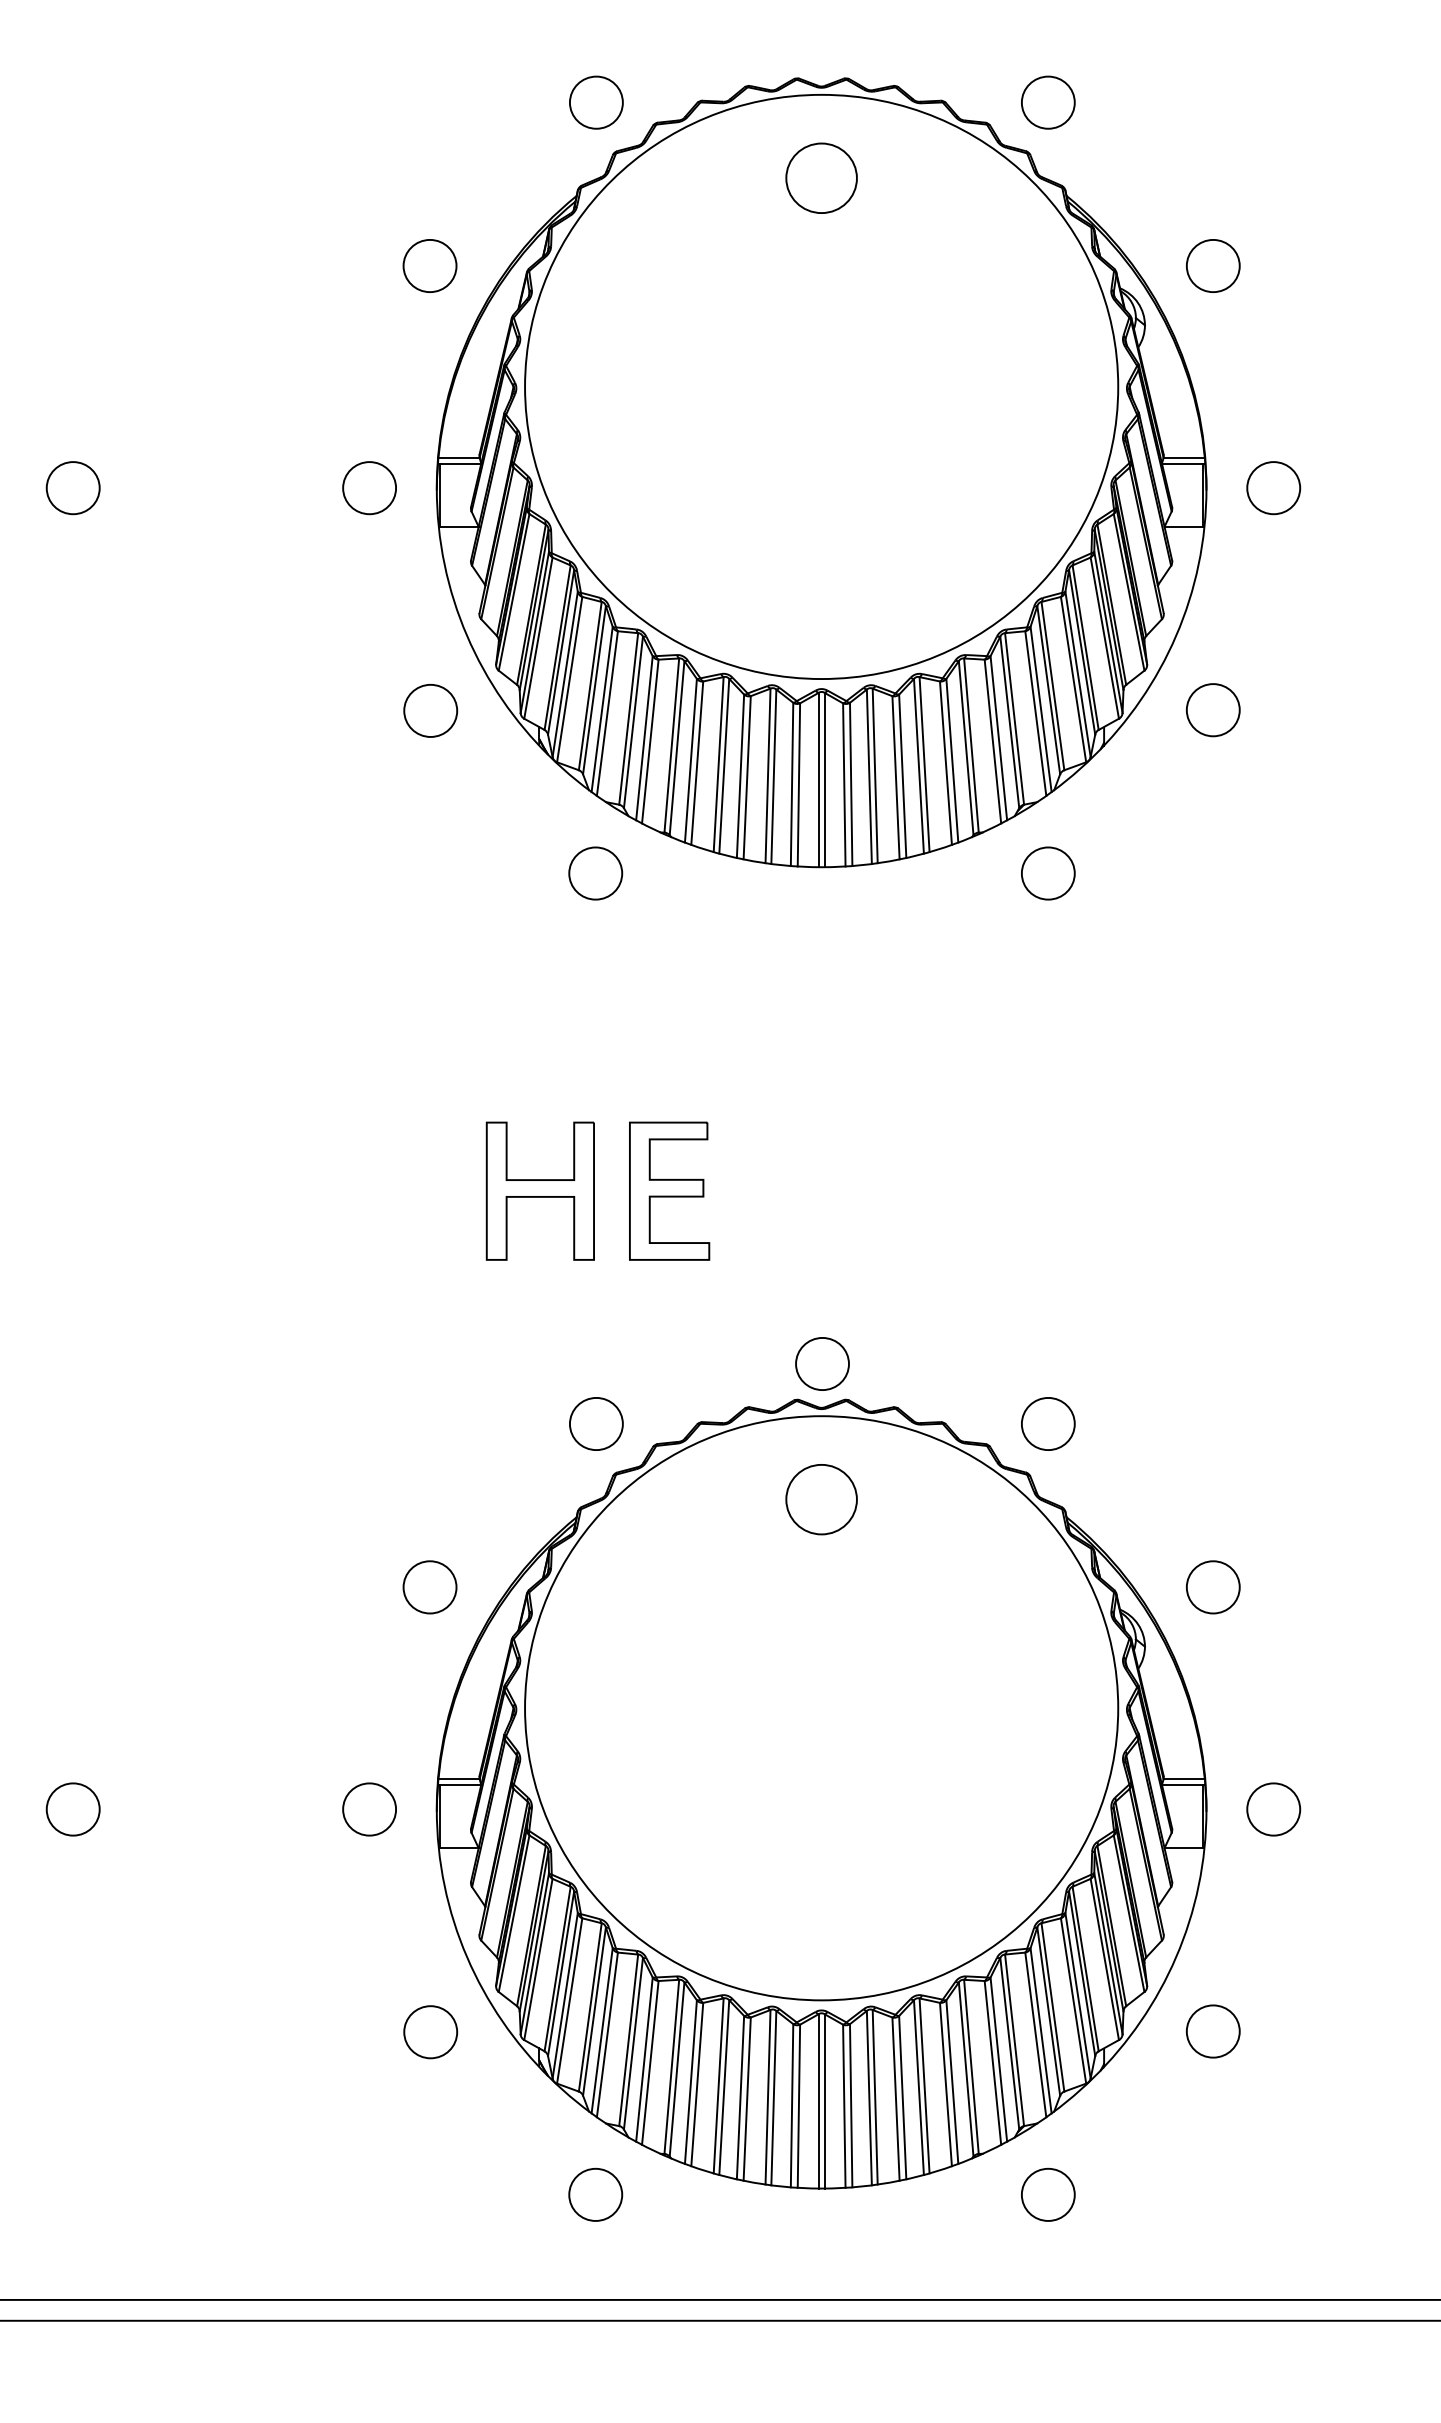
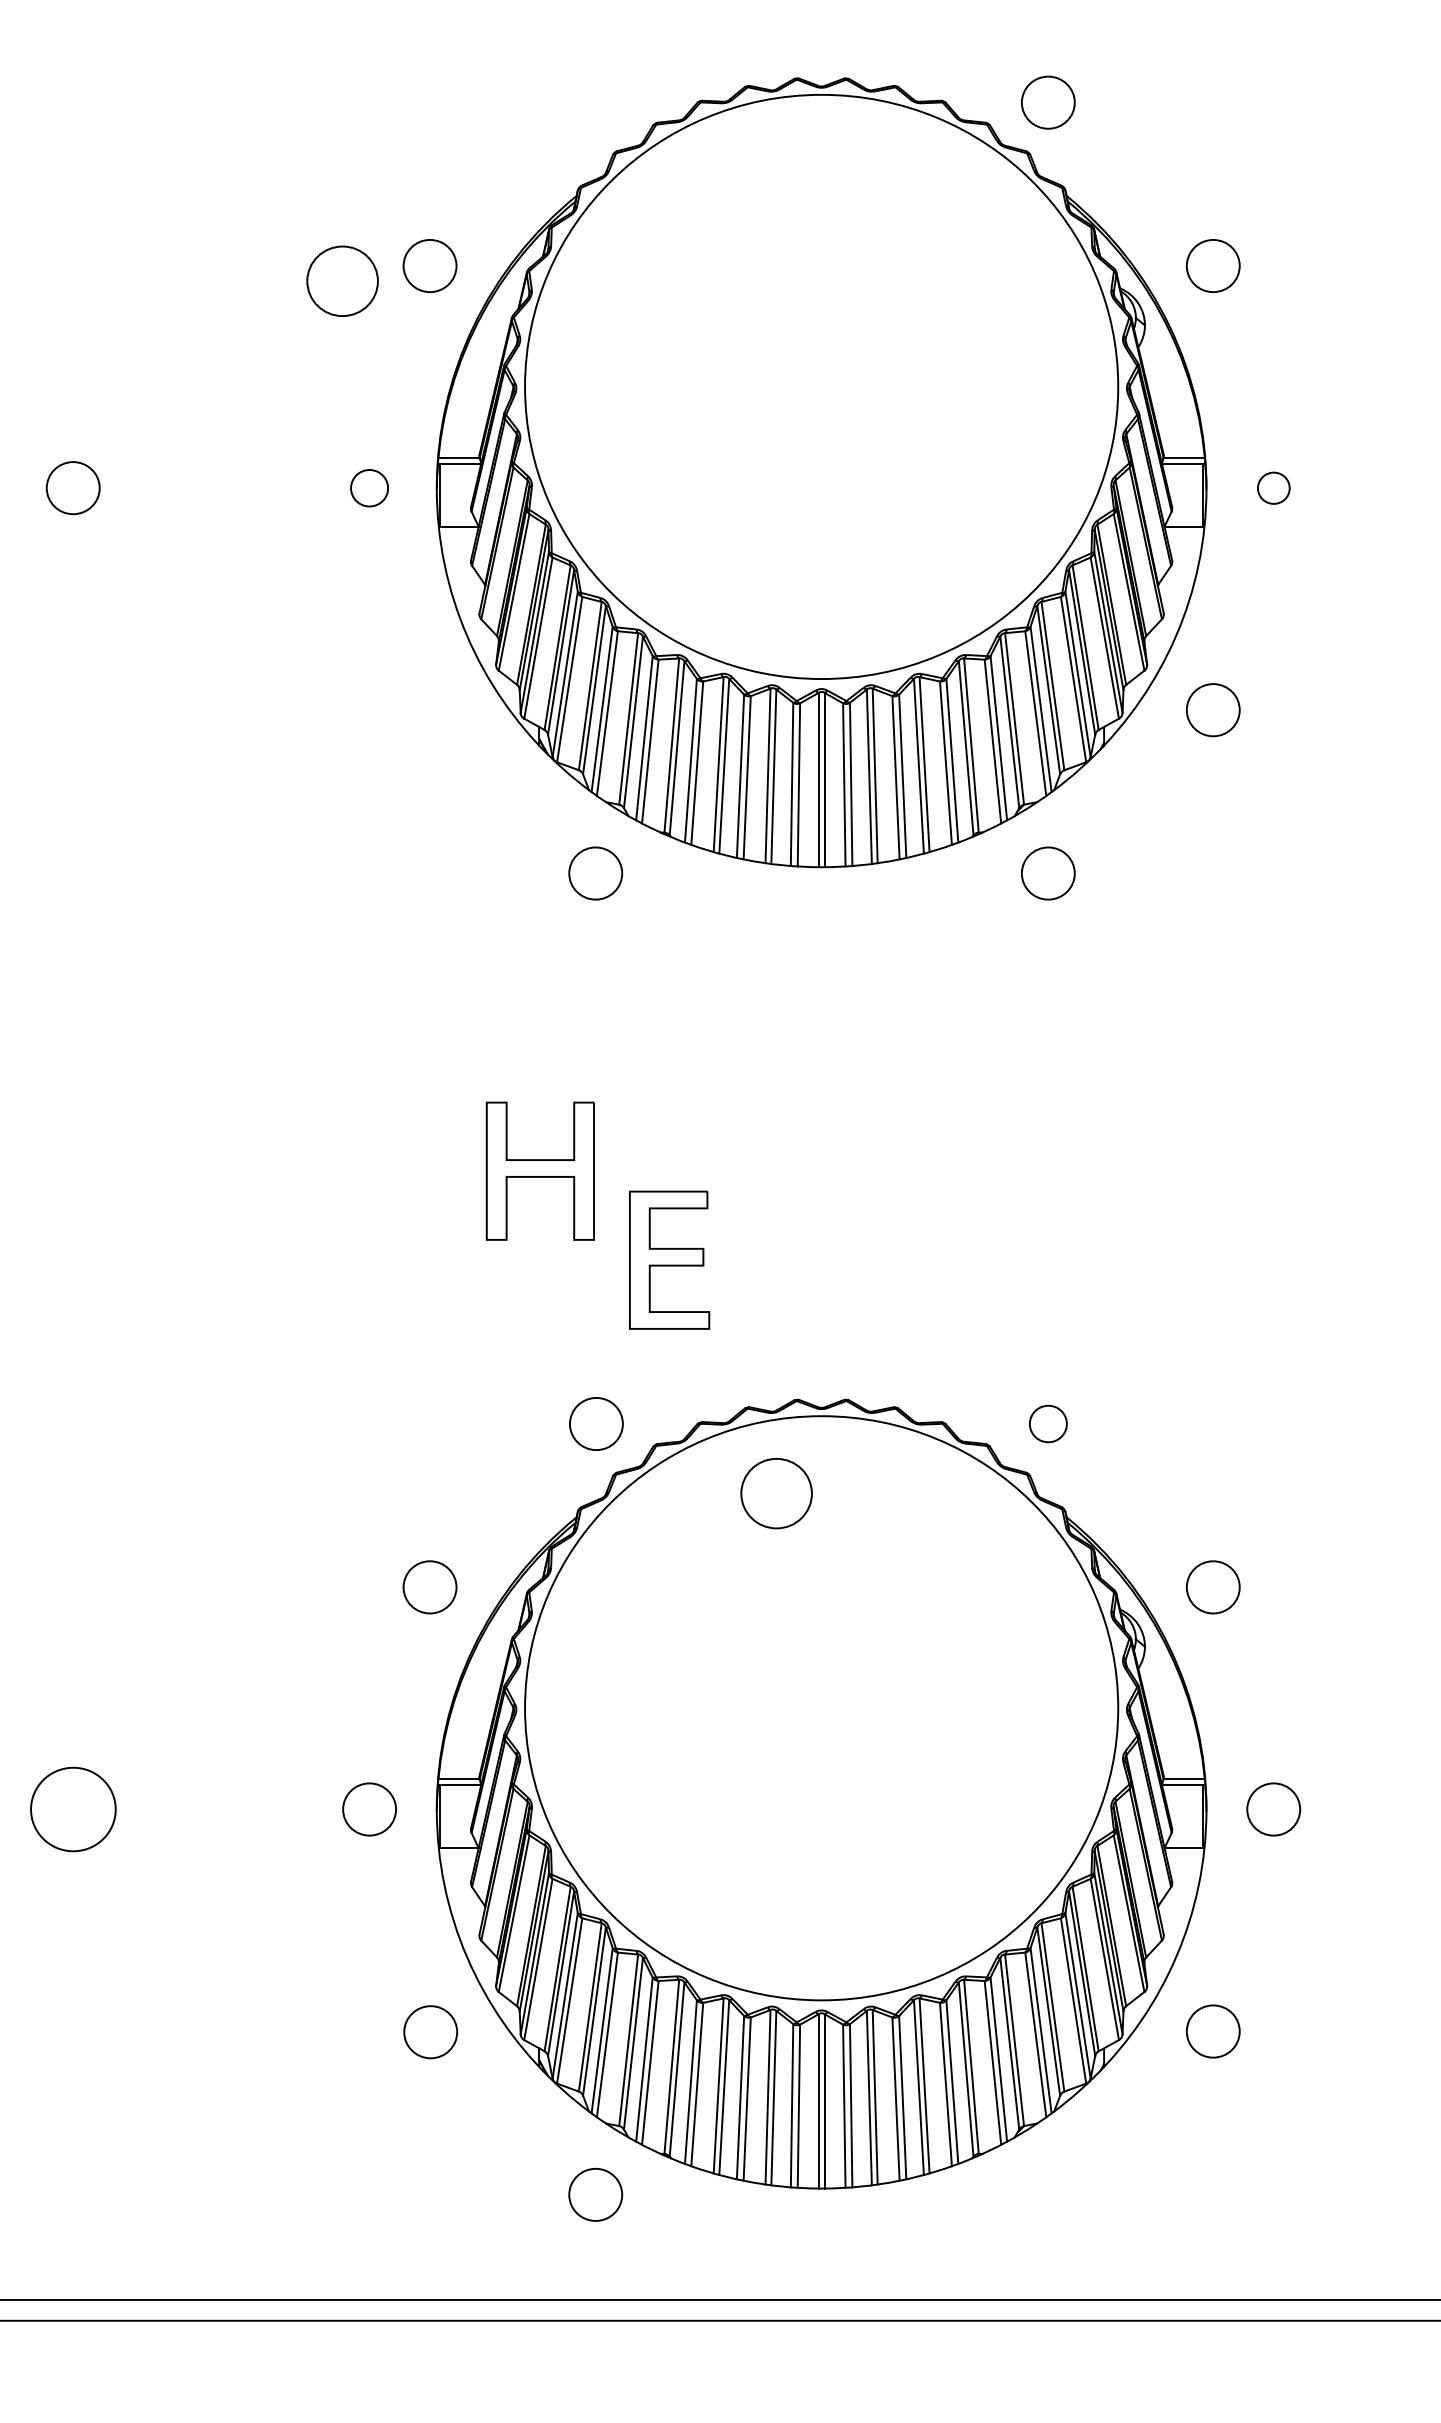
part: present -> none (596, 102)
part position: (821, 177) -> (342, 280) (342, 280)
part size: 55x55 px -> 39x39 px (369, 488)
part size: 56x55 px -> 34x34 px (1273, 487)
part: present -> none (430, 710)
part position: (539, 1190) -> (539, 1170) (539, 1170)
part position: (669, 1190) -> (669, 1259) (669, 1259)
part: present -> none (822, 1363)
part size: 55x54 px -> 39x40 px (1048, 1423)
part position: (821, 1499) -> (776, 1493) (776, 1493)
part size: 56x55 px -> 87x87 px (73, 1809)
part: present -> none (1048, 2194)
